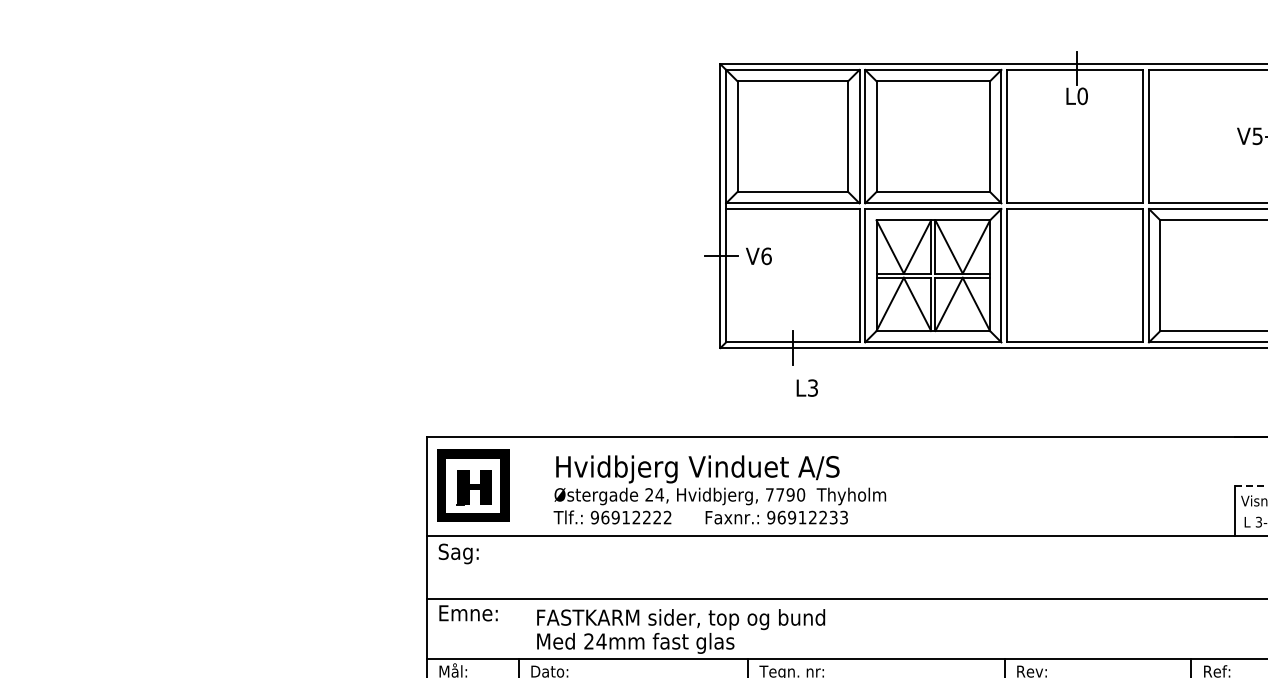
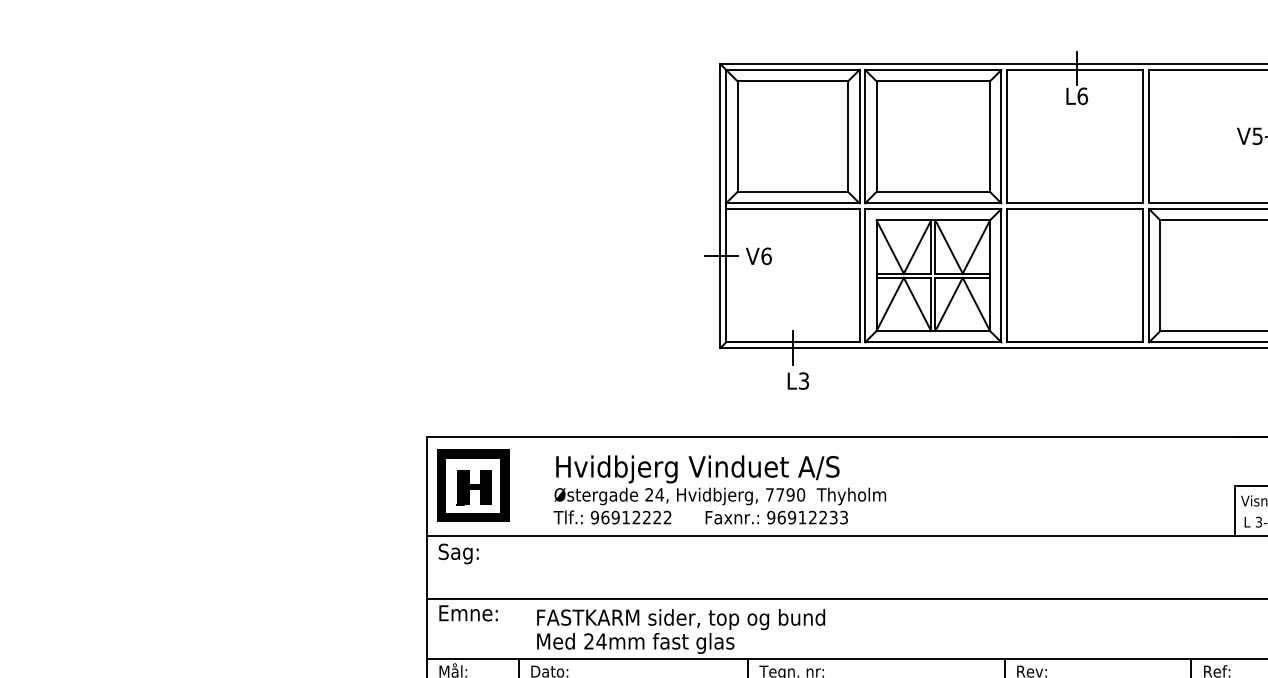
text: L0 -> L6 (1082, 95)
text position: (806, 387) -> (797, 380) (797, 380)
line: dashed -> solid (1251, 486)
